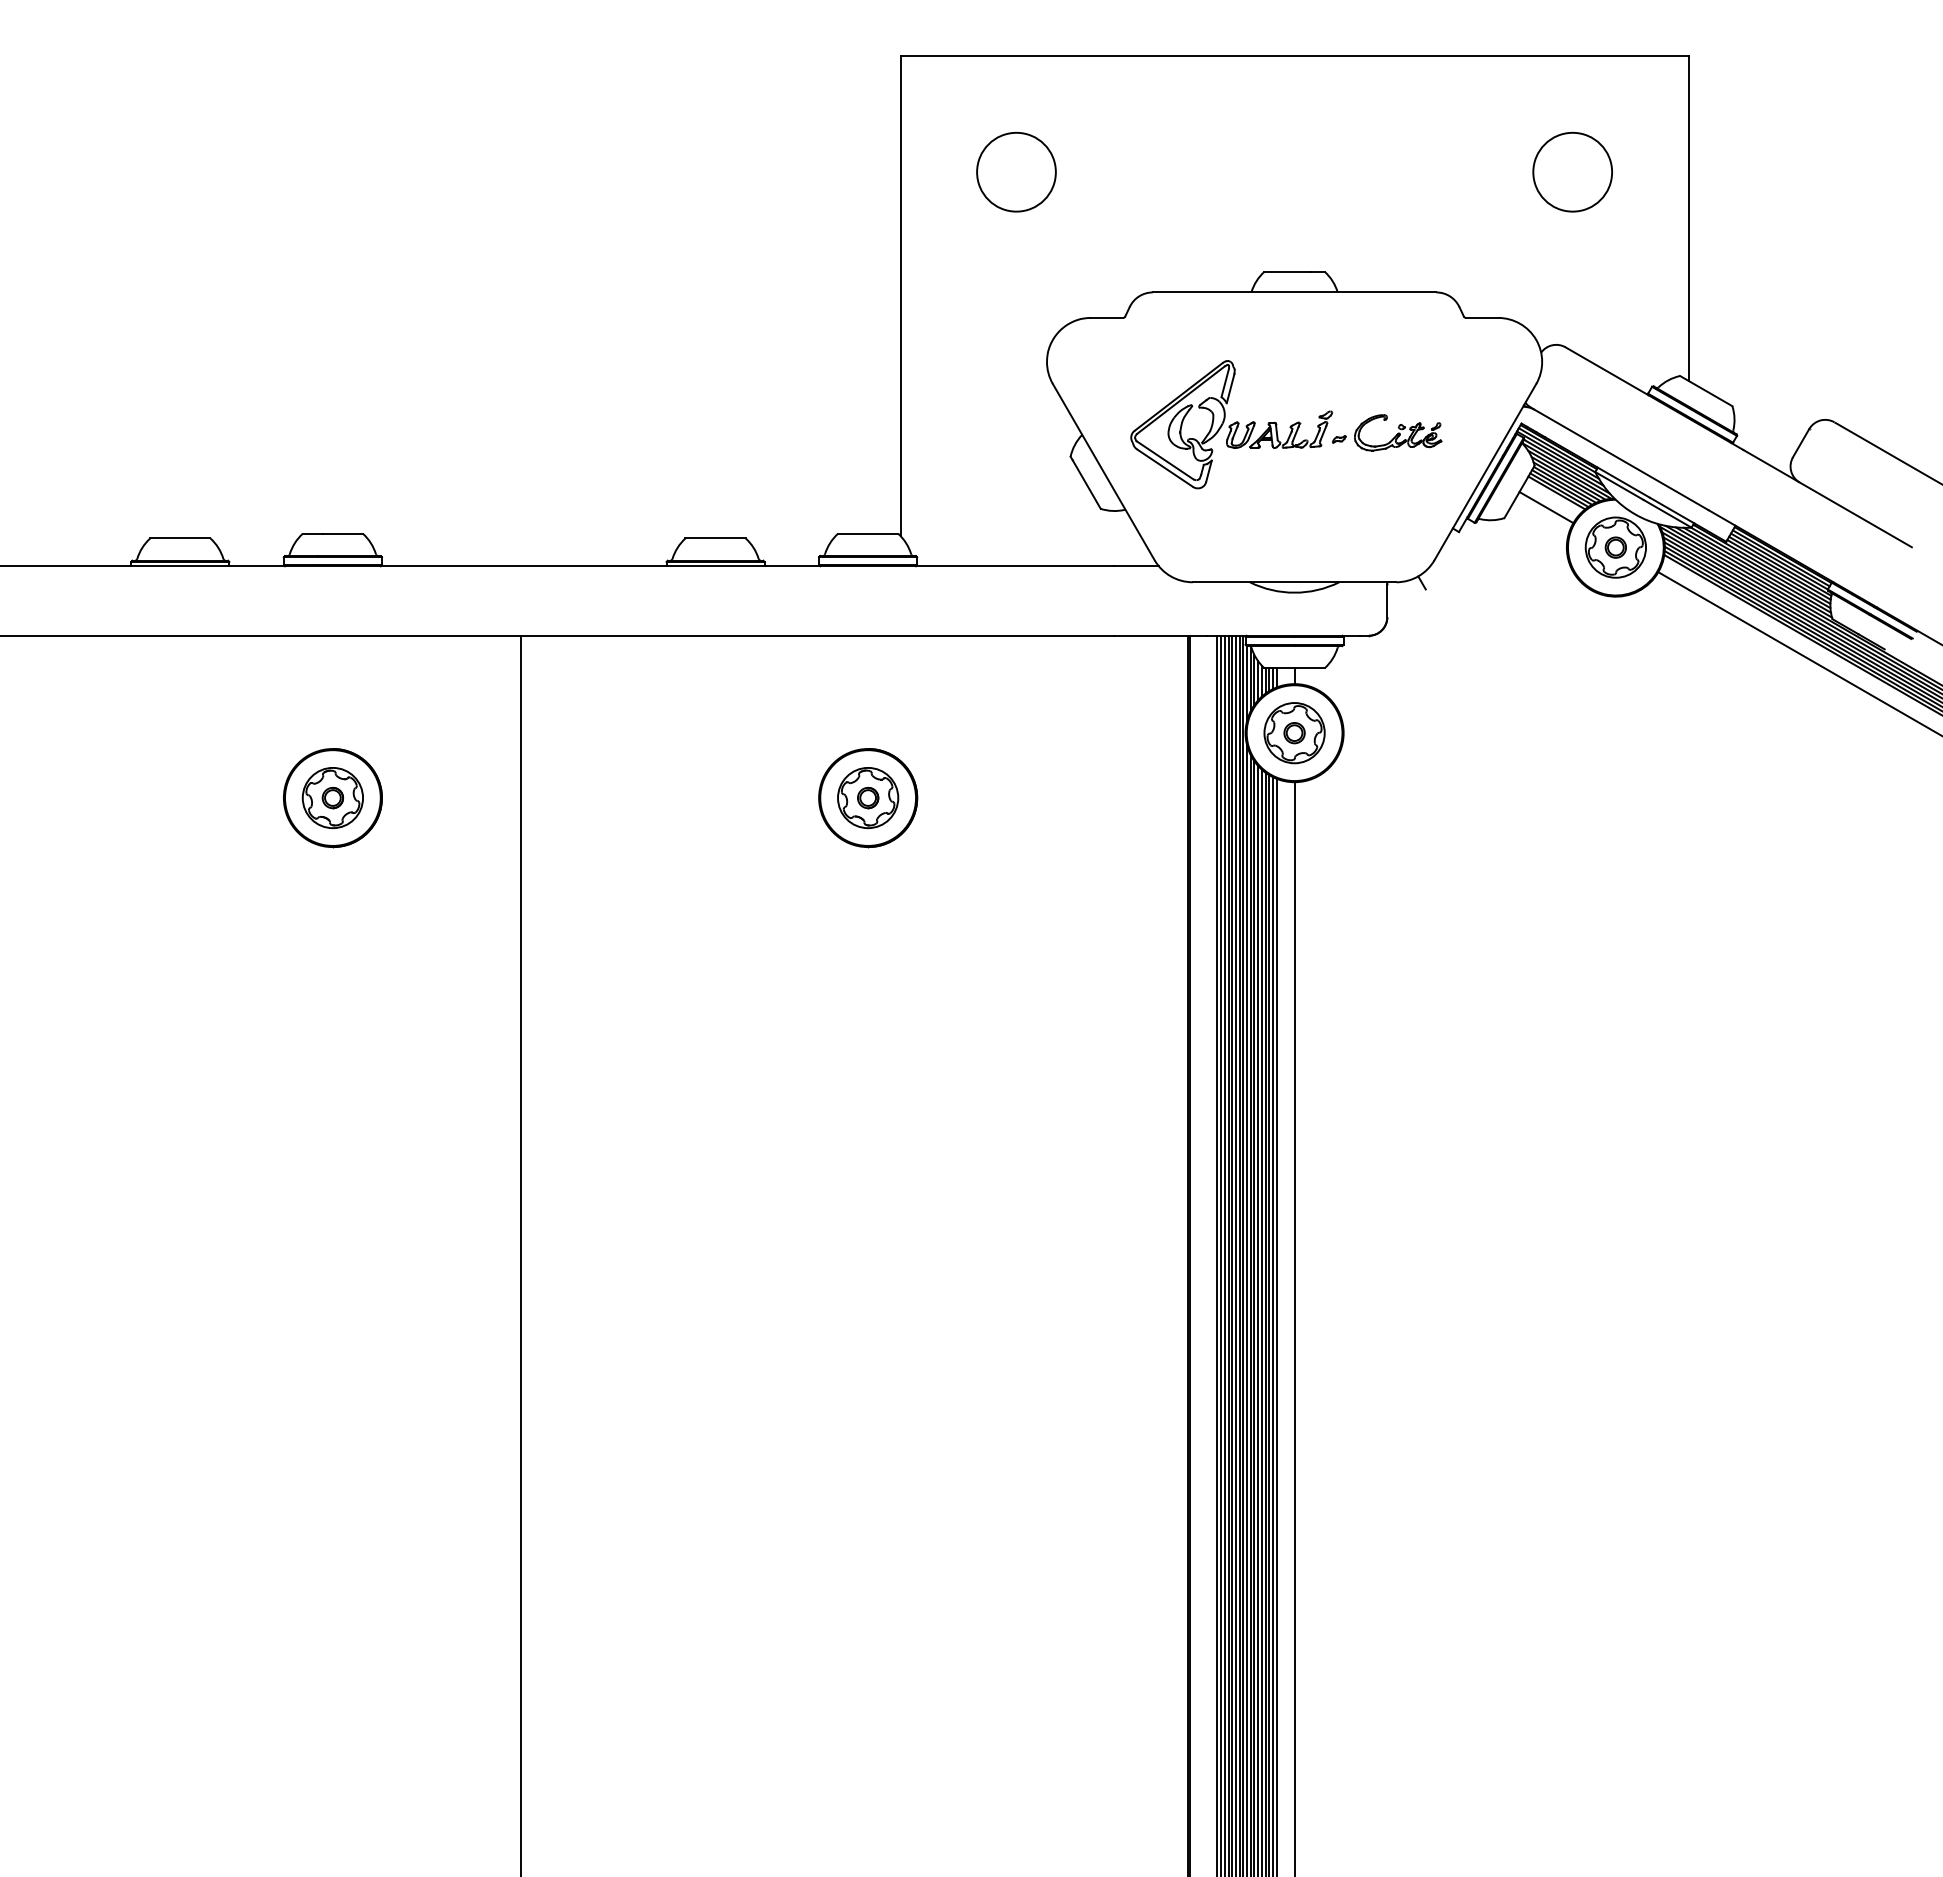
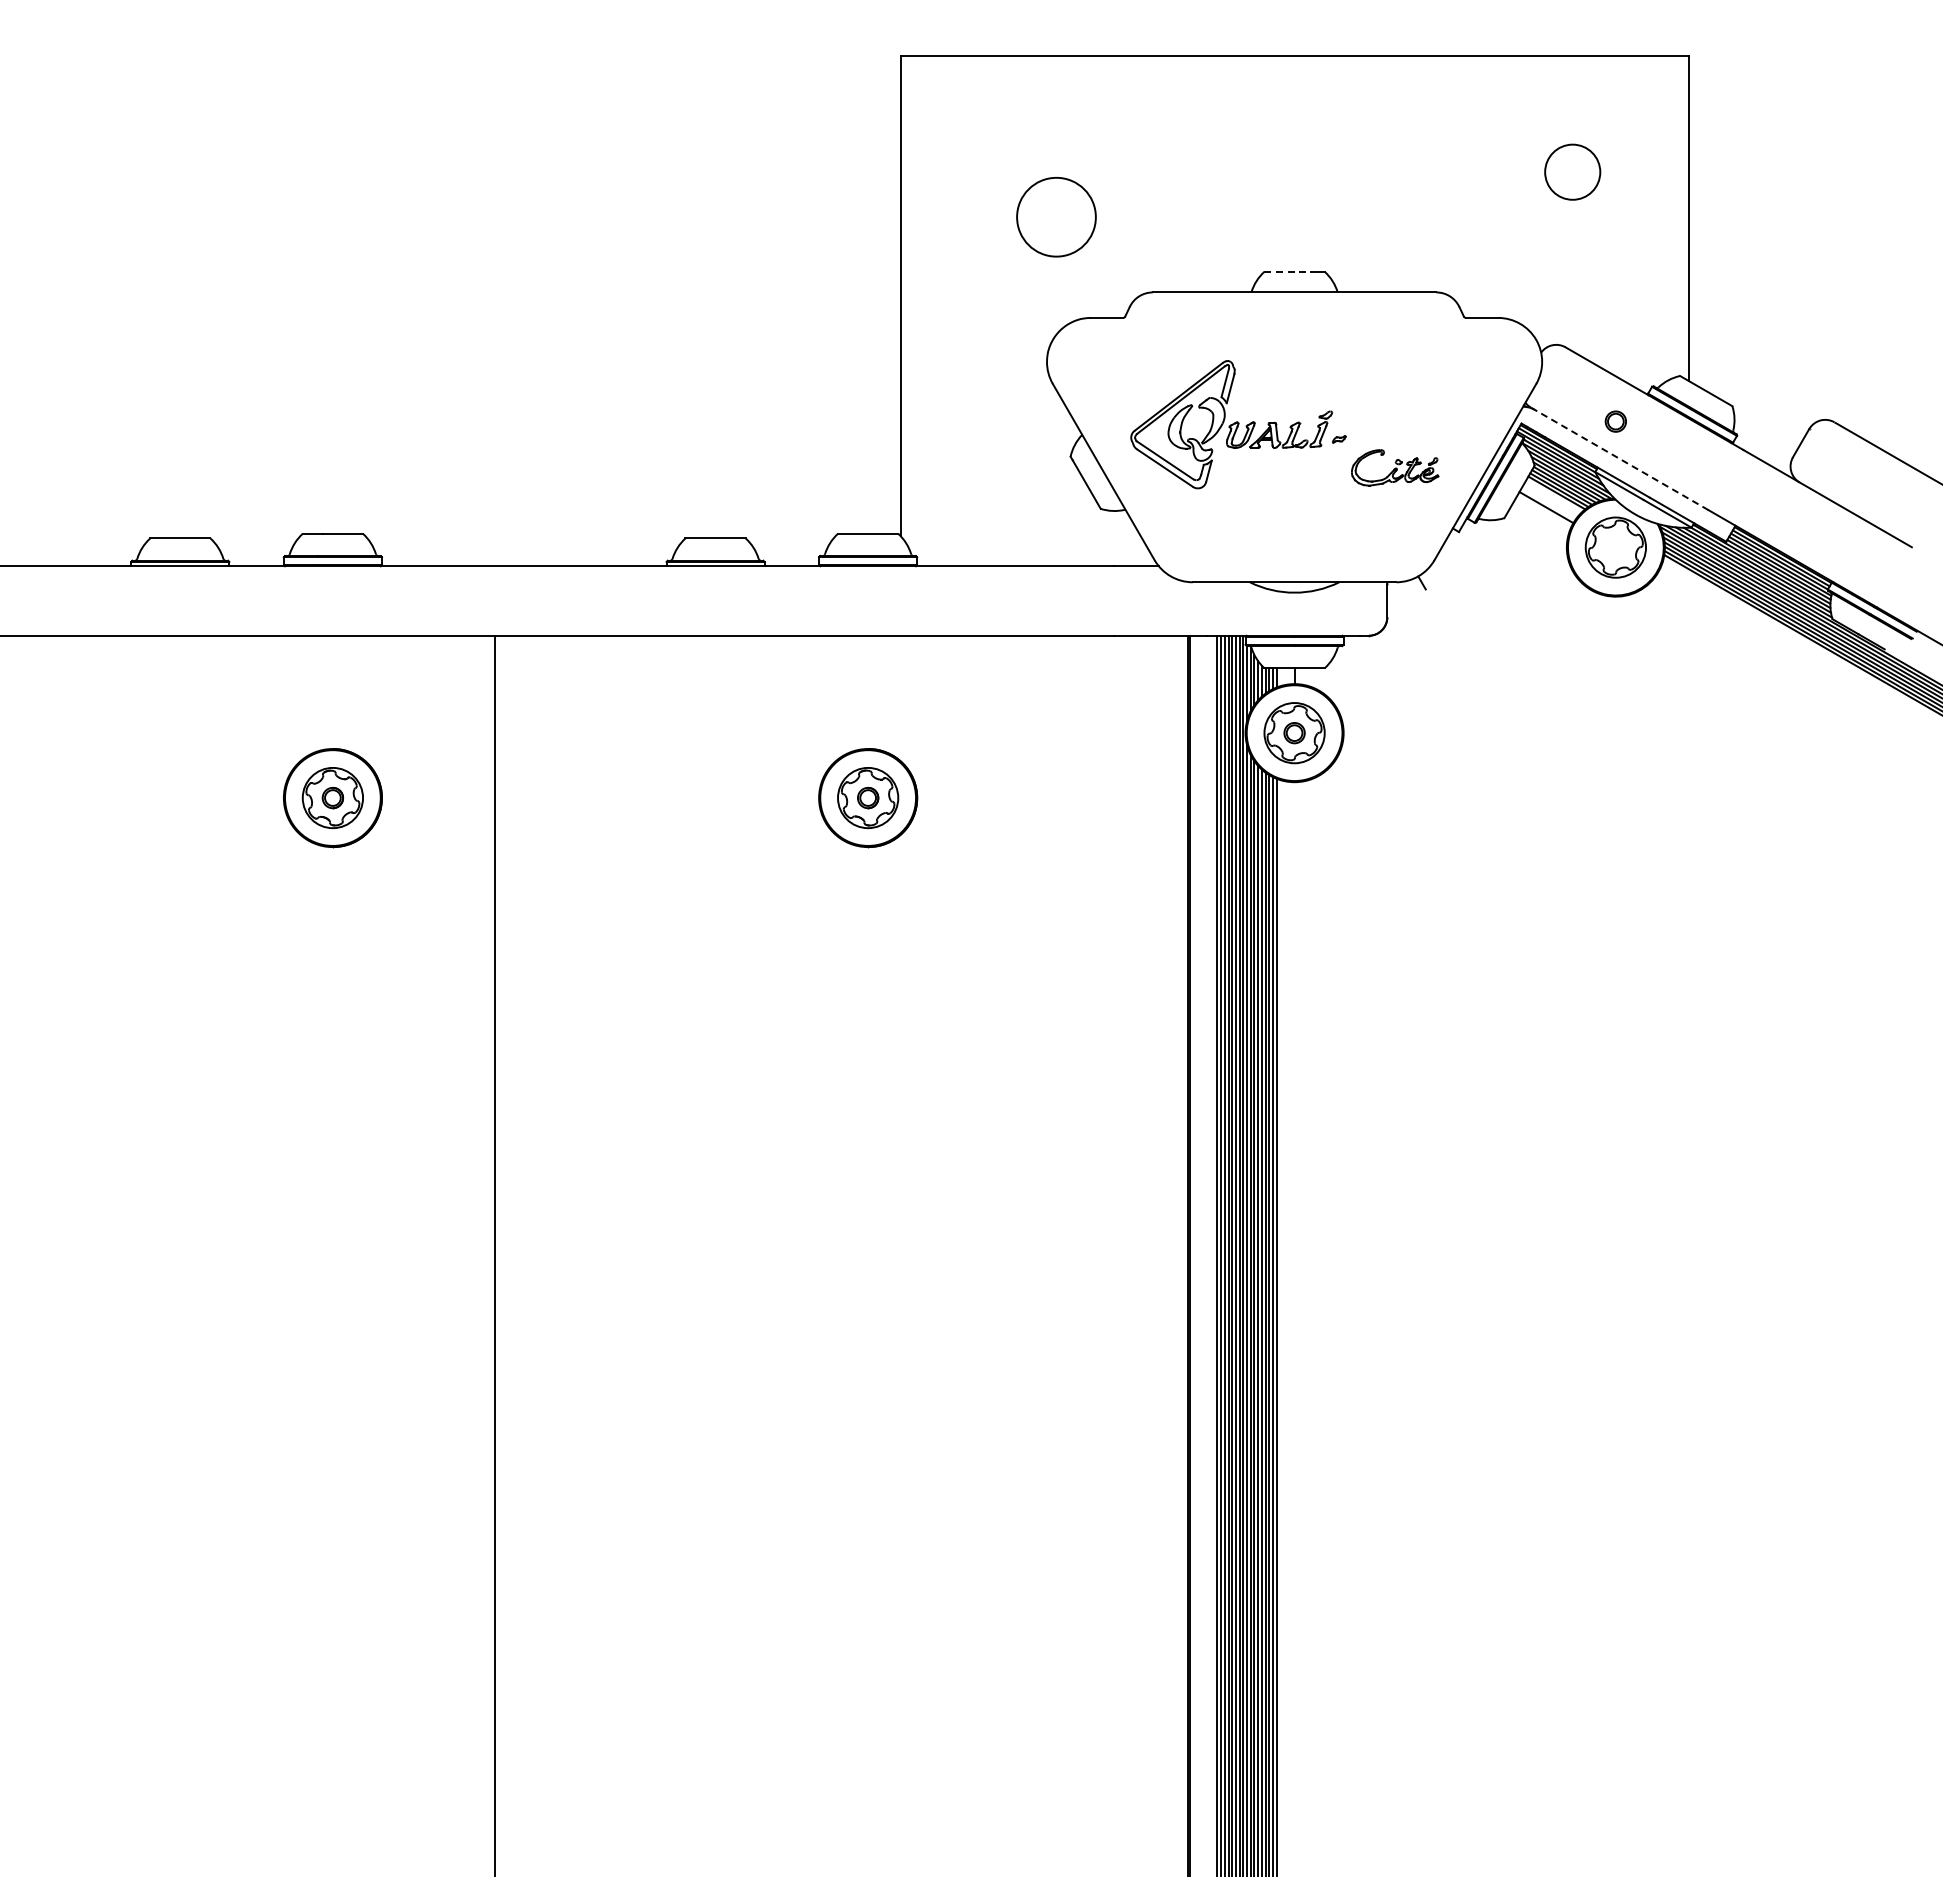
circle position: (1016, 171) -> (1056, 216) (1056, 216)
circle diameter: 79 px -> 55 px (1572, 171)
line: solid -> dashed (1288, 271)
part position: (1398, 432) -> (1395, 467) (1395, 467)
line: solid -> dashed (1619, 458)
part position: (1615, 547) -> (1615, 421) (1615, 421)
line: present -> none (1798, 653)
line position: (520, 1254) -> (494, 1254) (494, 1254)
line: present -> none (1294, 1327)
